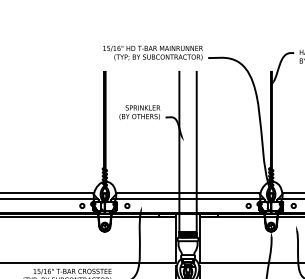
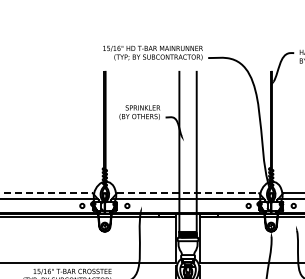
line: solid -> dashed (46, 193)
line: solid -> dashed (188, 193)
